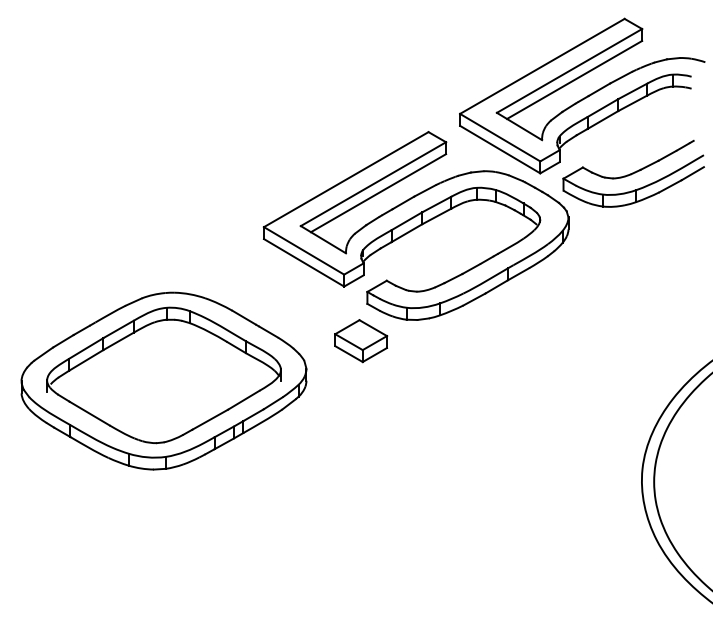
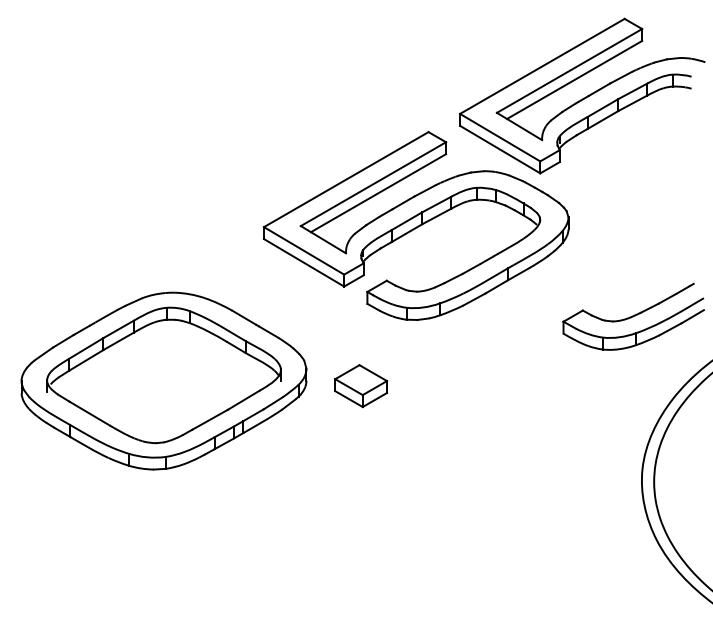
part position: (633, 173) -> (633, 316) (633, 316)
part position: (361, 341) -> (361, 386) (361, 386)
